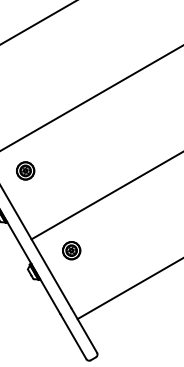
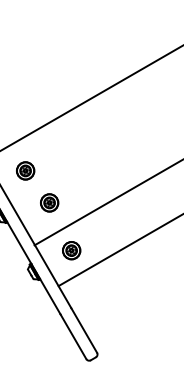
line: present -> none (37, 22)
line position: (105, 196) -> (107, 203) (107, 203)
part: none -> present (49, 202)
line position: (128, 289) -> (119, 250) (119, 250)
